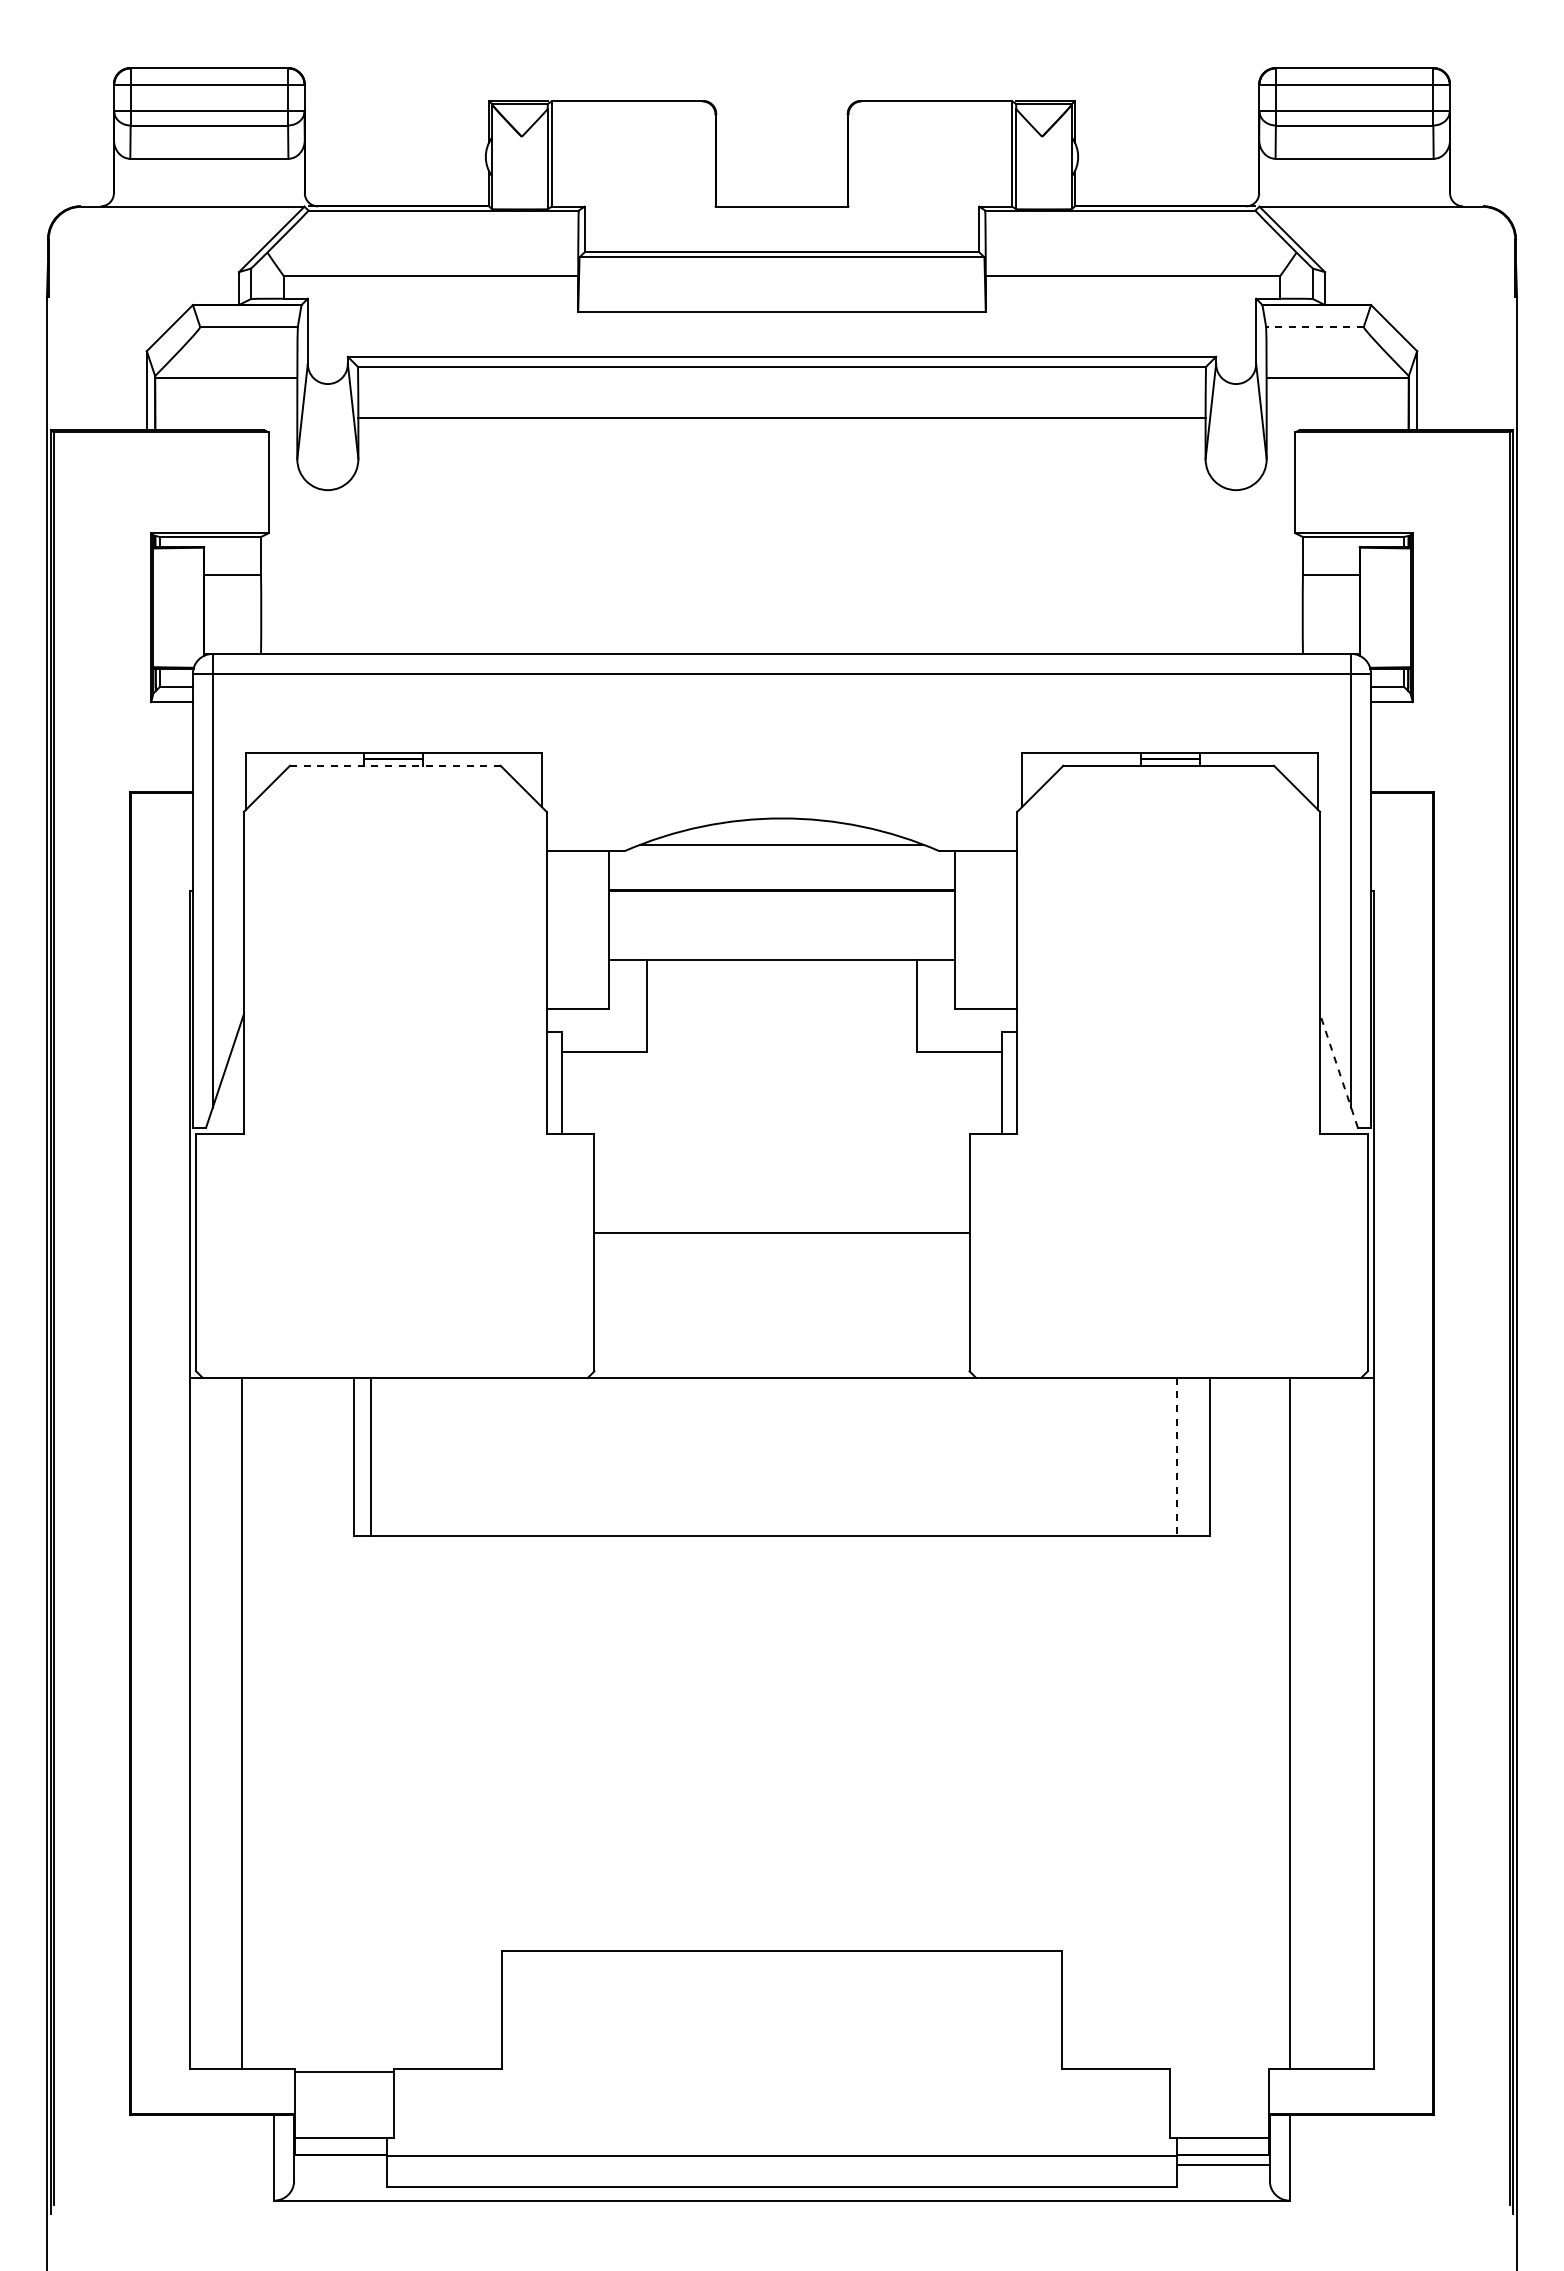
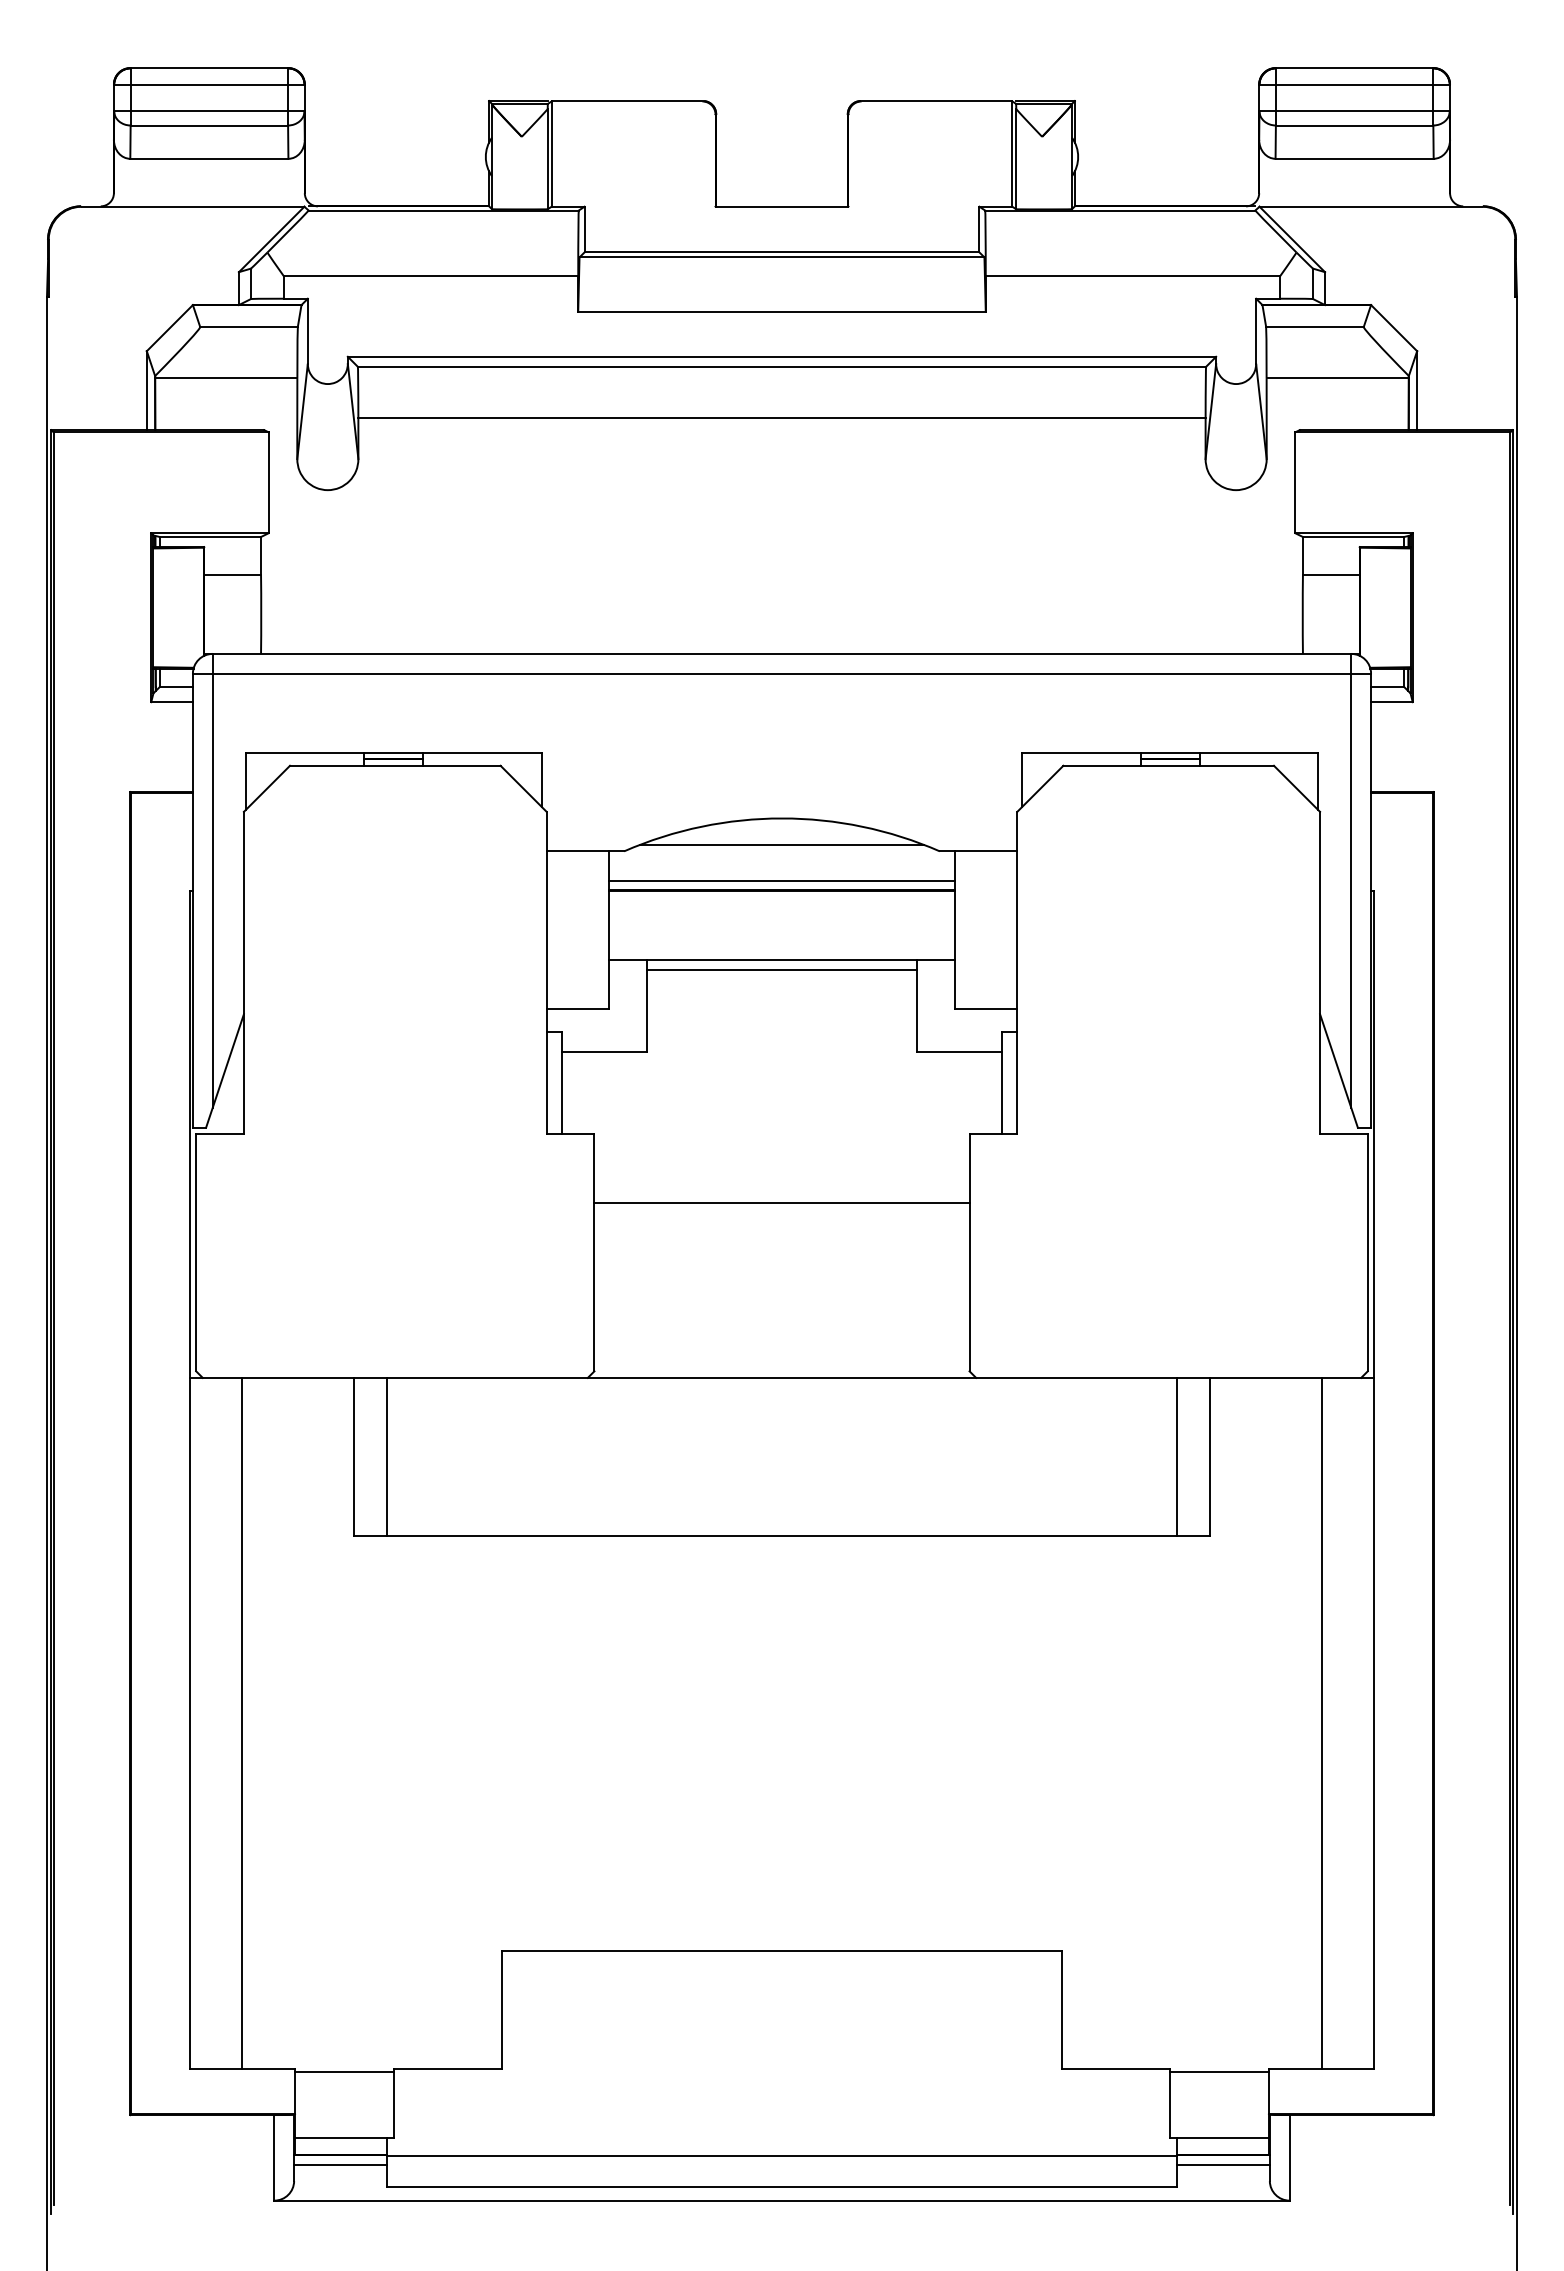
line: dashed -> solid (1314, 327)
line: dashed -> solid (395, 765)
line: none -> present (781, 880)
line: none -> present (781, 969)
line: dashed -> solid (1338, 1071)
line position: (781, 1233) -> (781, 1203) (781, 1203)
line position: (371, 1456) -> (387, 1456) (387, 1456)
line: dashed -> solid (1176, 1456)
line position: (1289, 1723) -> (1321, 1723) (1321, 1723)
line: none -> present (1219, 2072)
line: none -> present (340, 2164)
